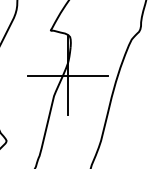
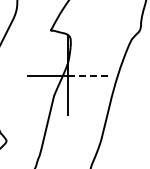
line: solid -> dashed (87, 75)
